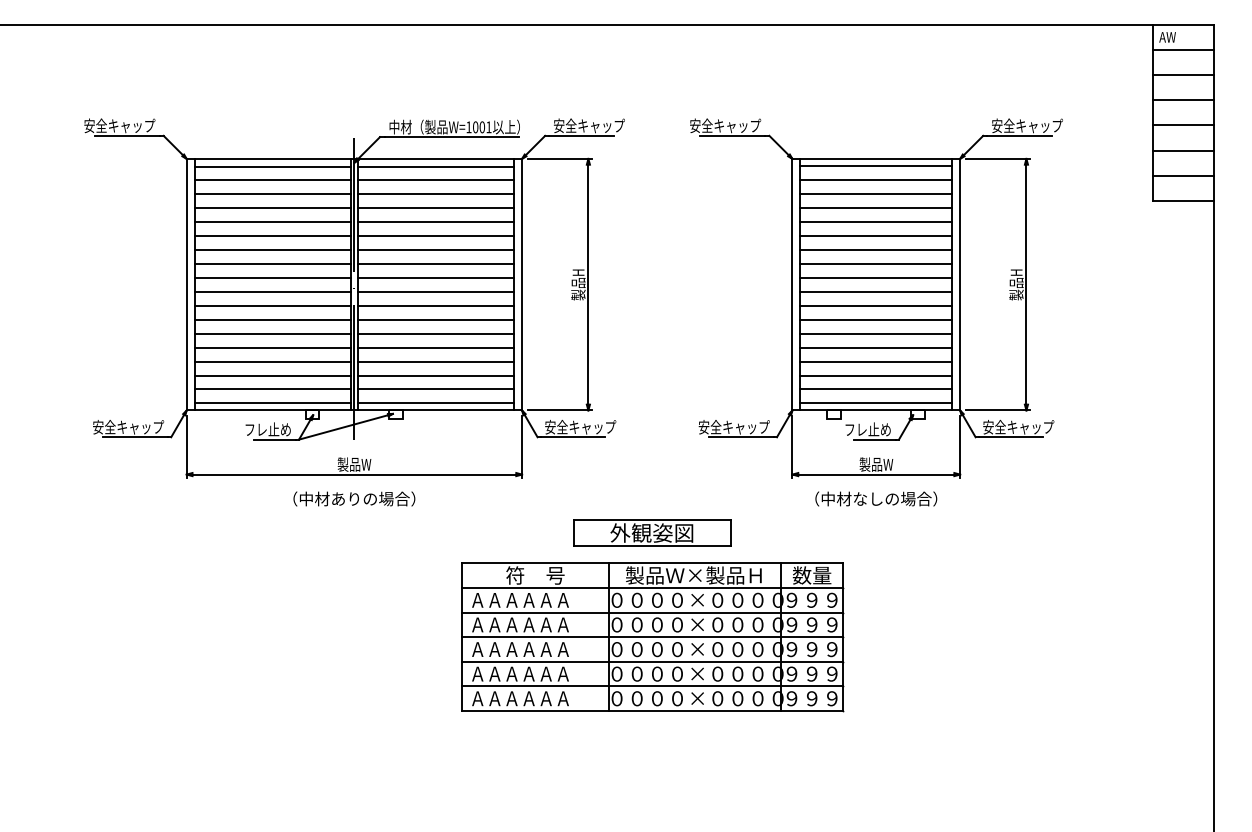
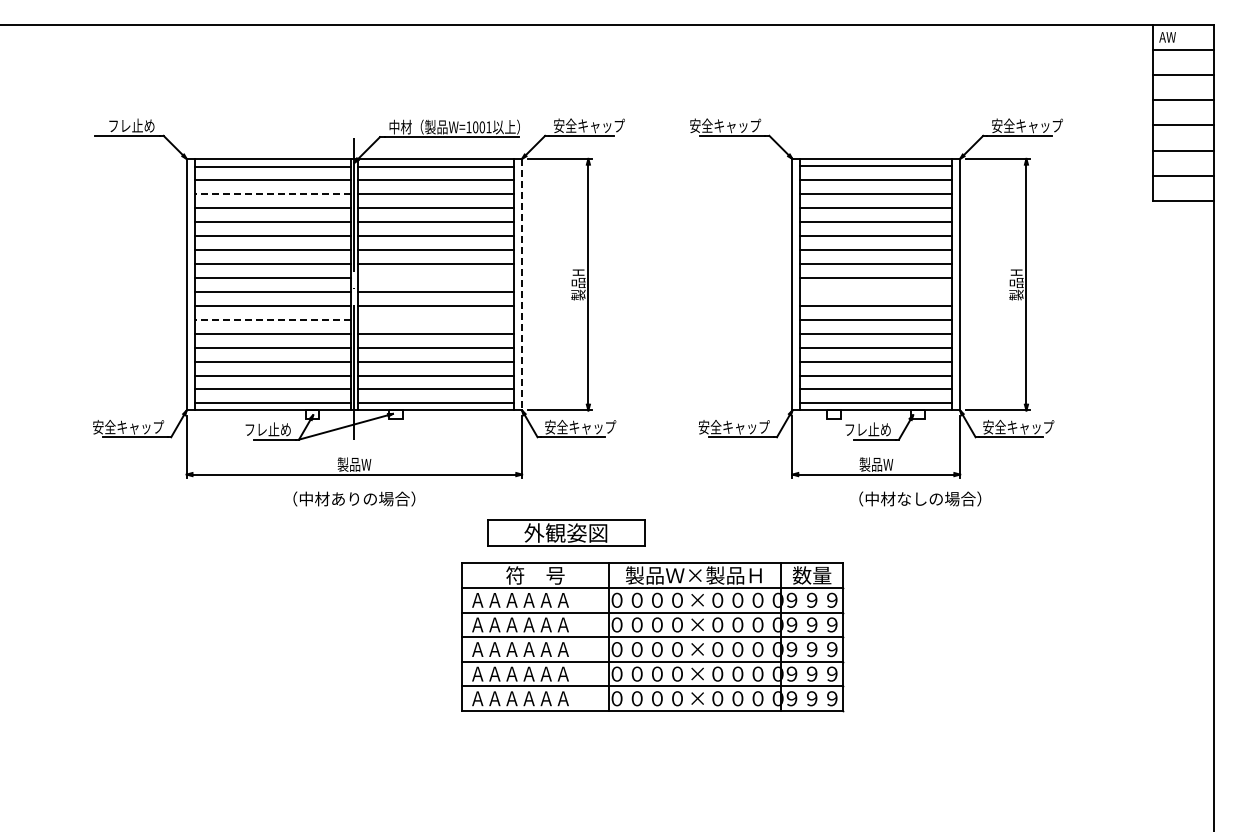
text: 安全キャップ -> フレ止め (119, 125)
line: solid -> dashed (272, 193)
line: present -> none (435, 277)
line: solid -> dashed (522, 284)
line: present -> none (876, 291)
line: solid -> dashed (272, 319)
line: present -> none (435, 319)
text position: (876, 498) -> (920, 498) (920, 498)
part position: (652, 532) -> (566, 532) (566, 532)
